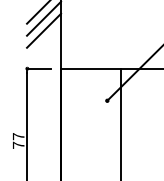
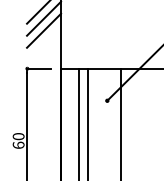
line: none -> present (79, 122)
line: none -> present (87, 122)
text: 77 -> 60 (18, 140)
